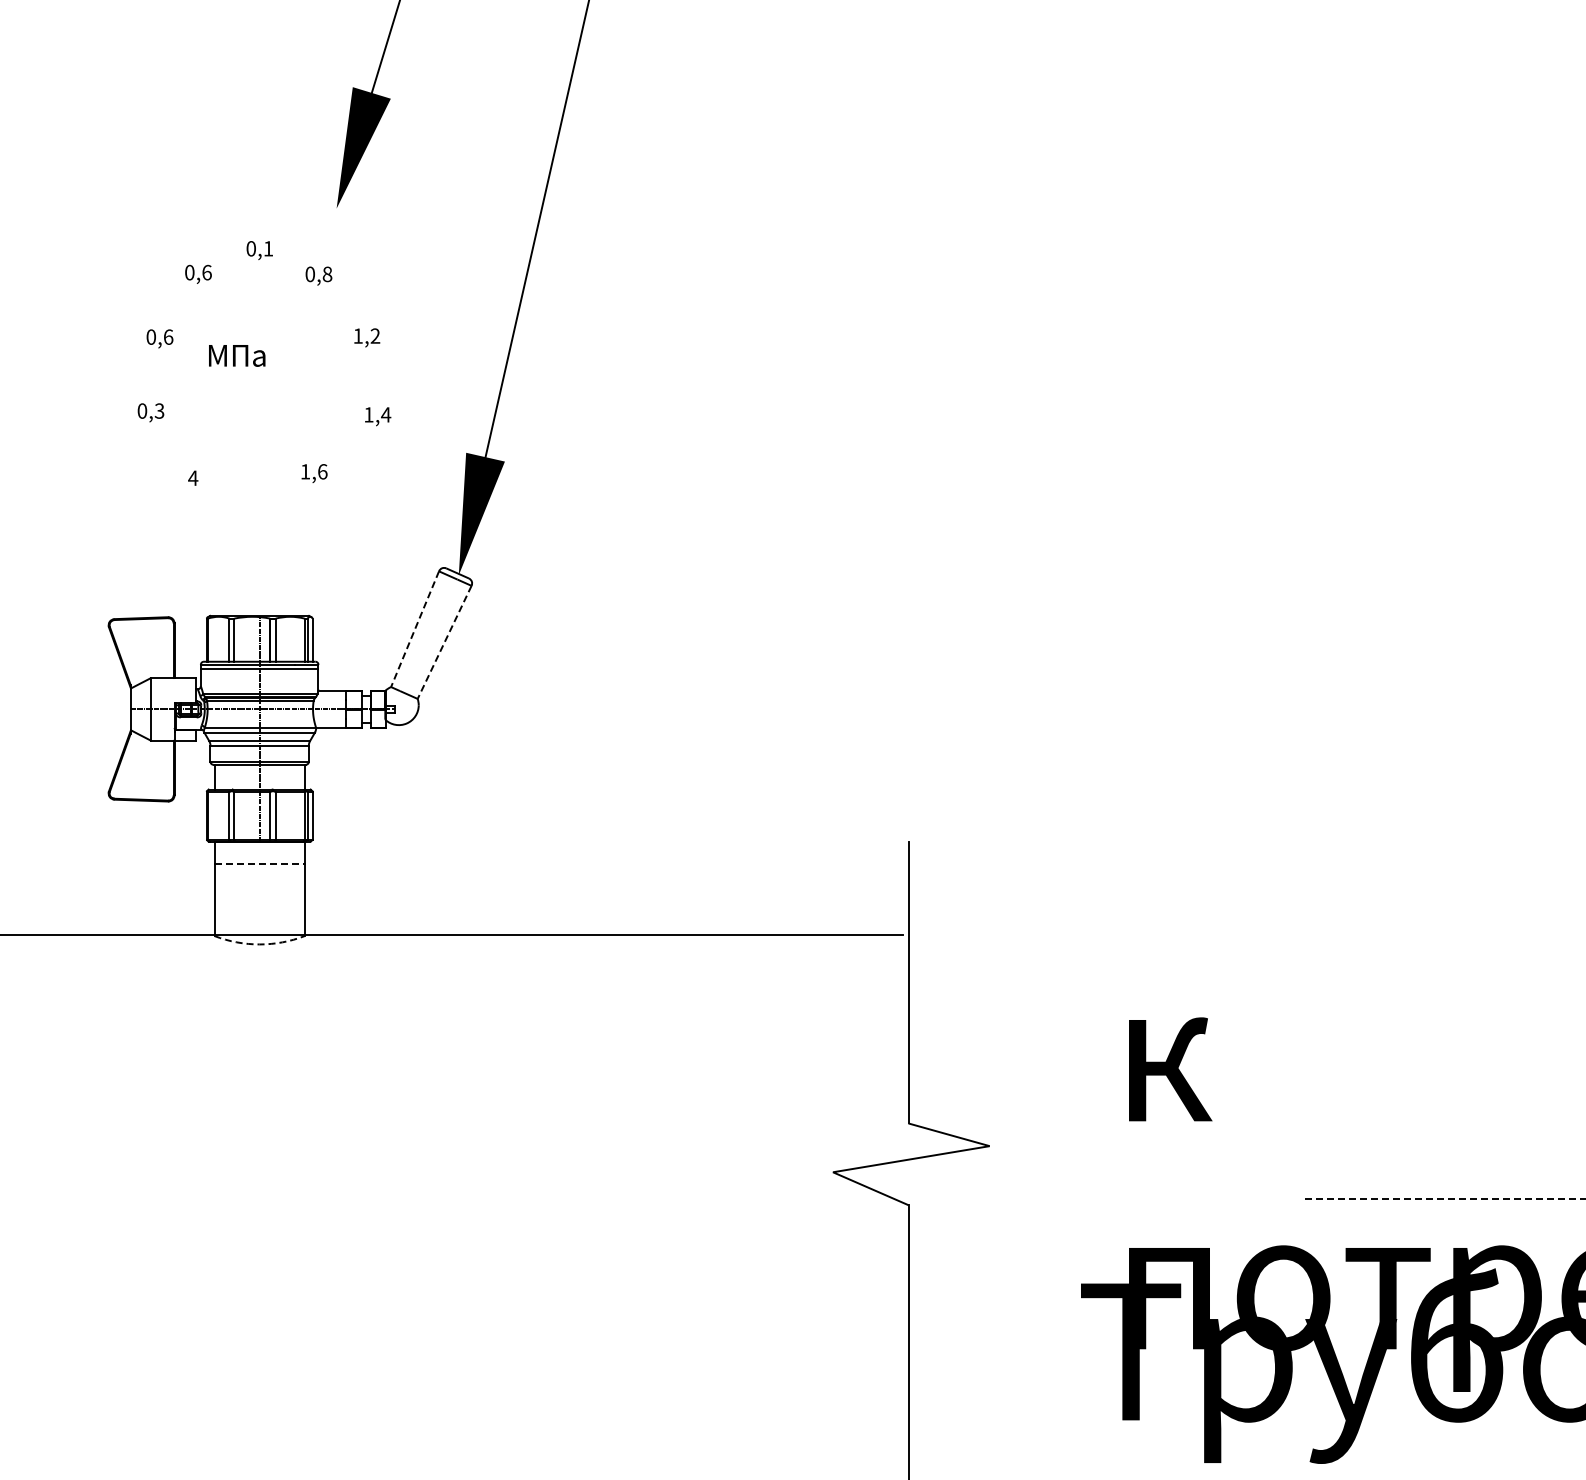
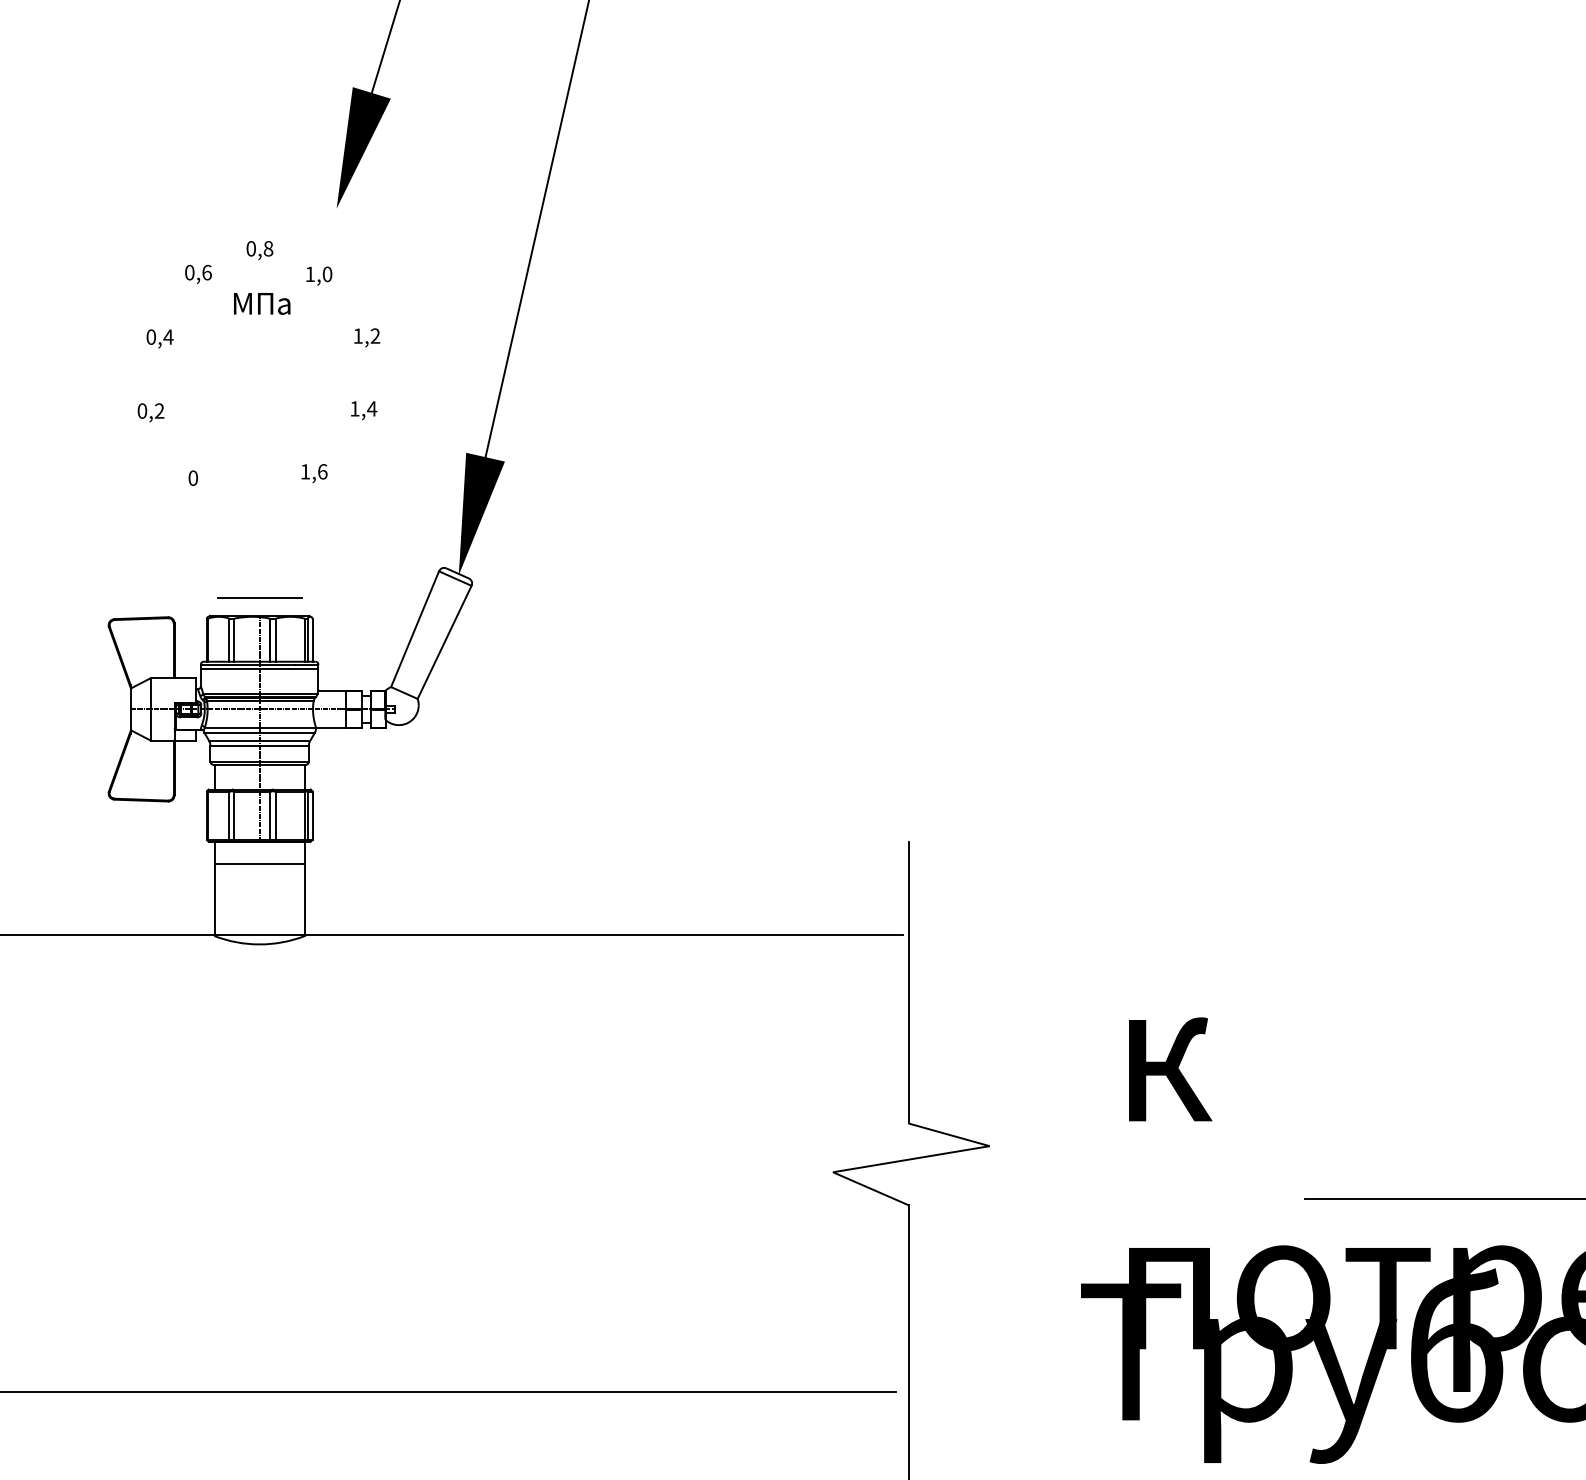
text: 0,1 -> 0,8 (268, 248)
text: 0,8 -> 1,0 (318, 274)
text: 0,6 -> 0,4 (168, 336)
text position: (237, 355) -> (262, 303) (262, 303)
text: 0,3 -> 0,2 (159, 410)
text position: (378, 416) -> (364, 410) (364, 410)
text: 4 -> 0 (193, 478)
line: none -> present (259, 597)
line: dashed -> solid (415, 629)
line: dashed -> solid (444, 642)
line: dashed -> solid (260, 863)
arc: dashed -> solid (259, 944)
line: dashed -> solid (1445, 1199)
line: none -> present (449, 1391)
